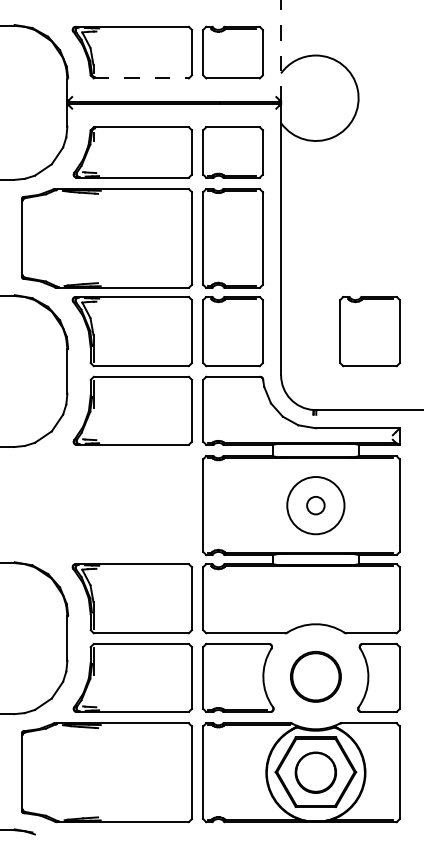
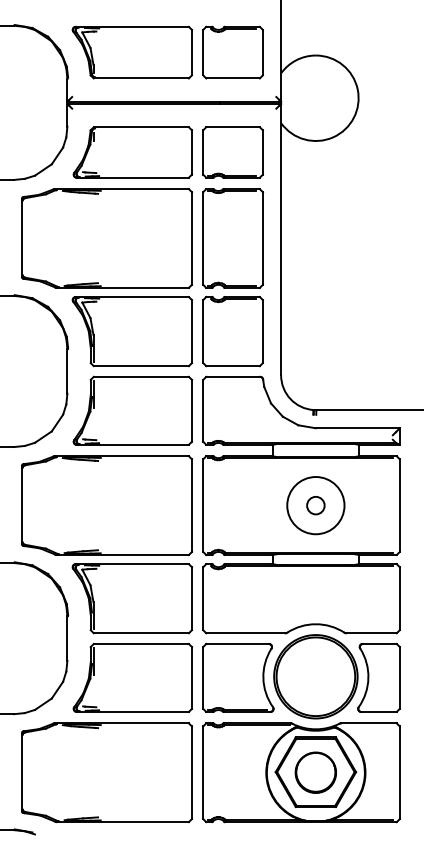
line: dashed -> solid (281, 50)
line: dashed -> solid (141, 78)
part: present -> none (369, 331)
part: none -> present (107, 505)
part size: 52x52 px -> 86x86 px (315, 676)
